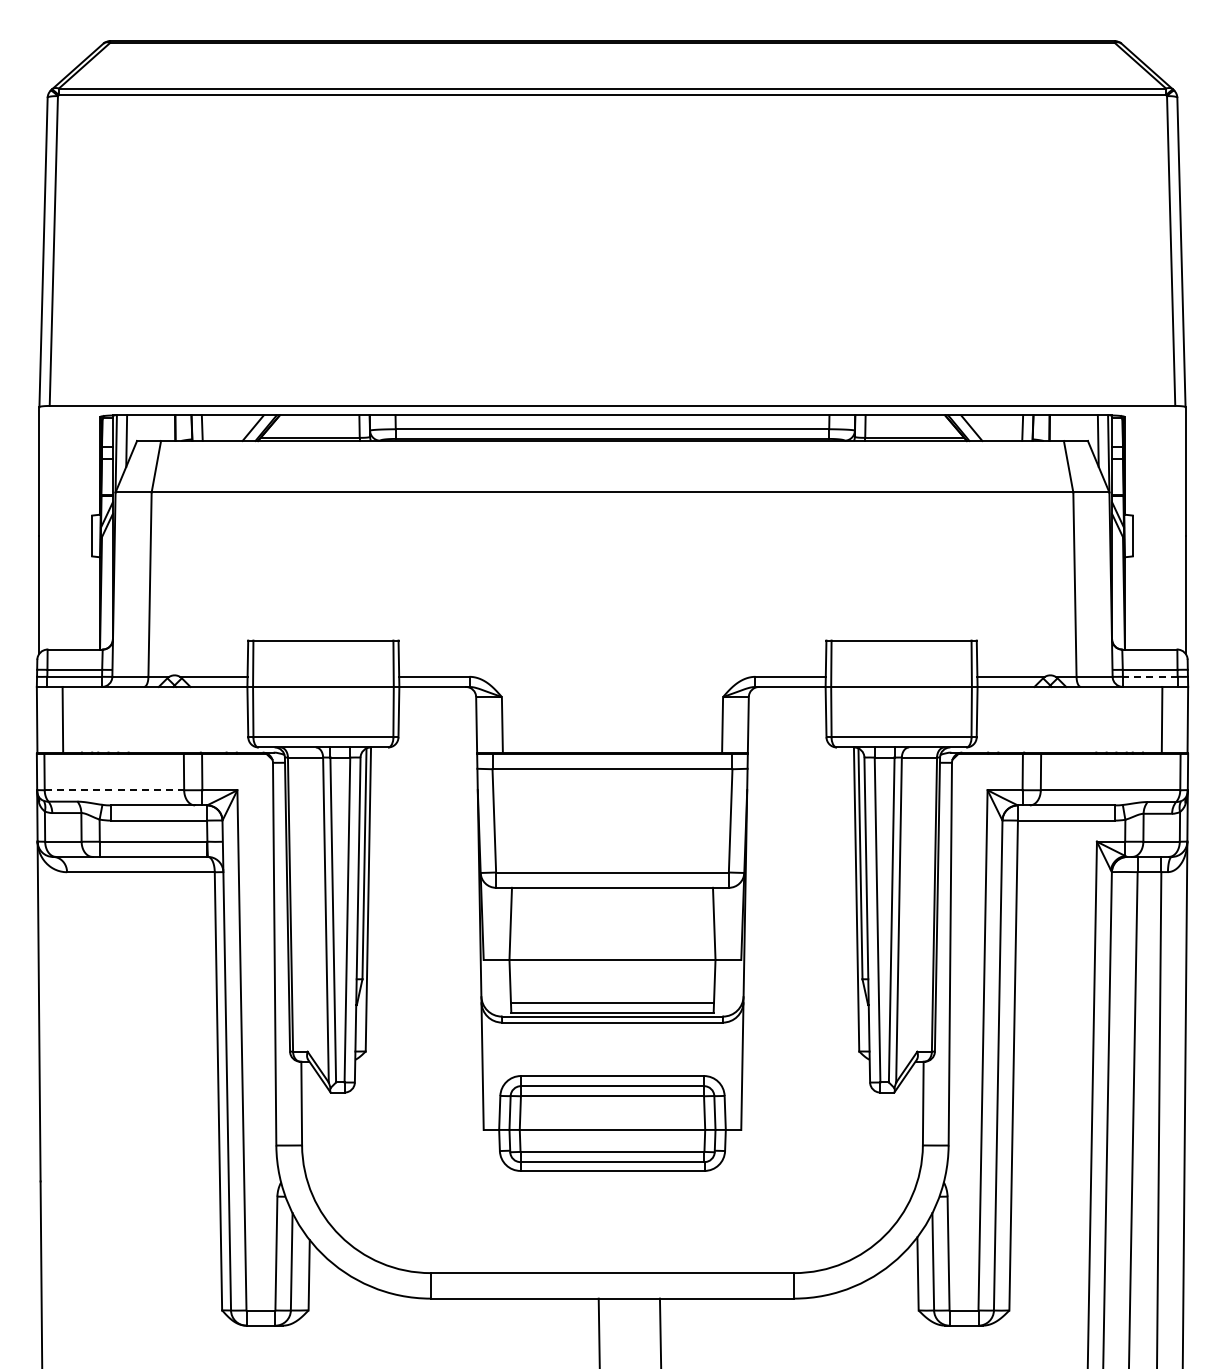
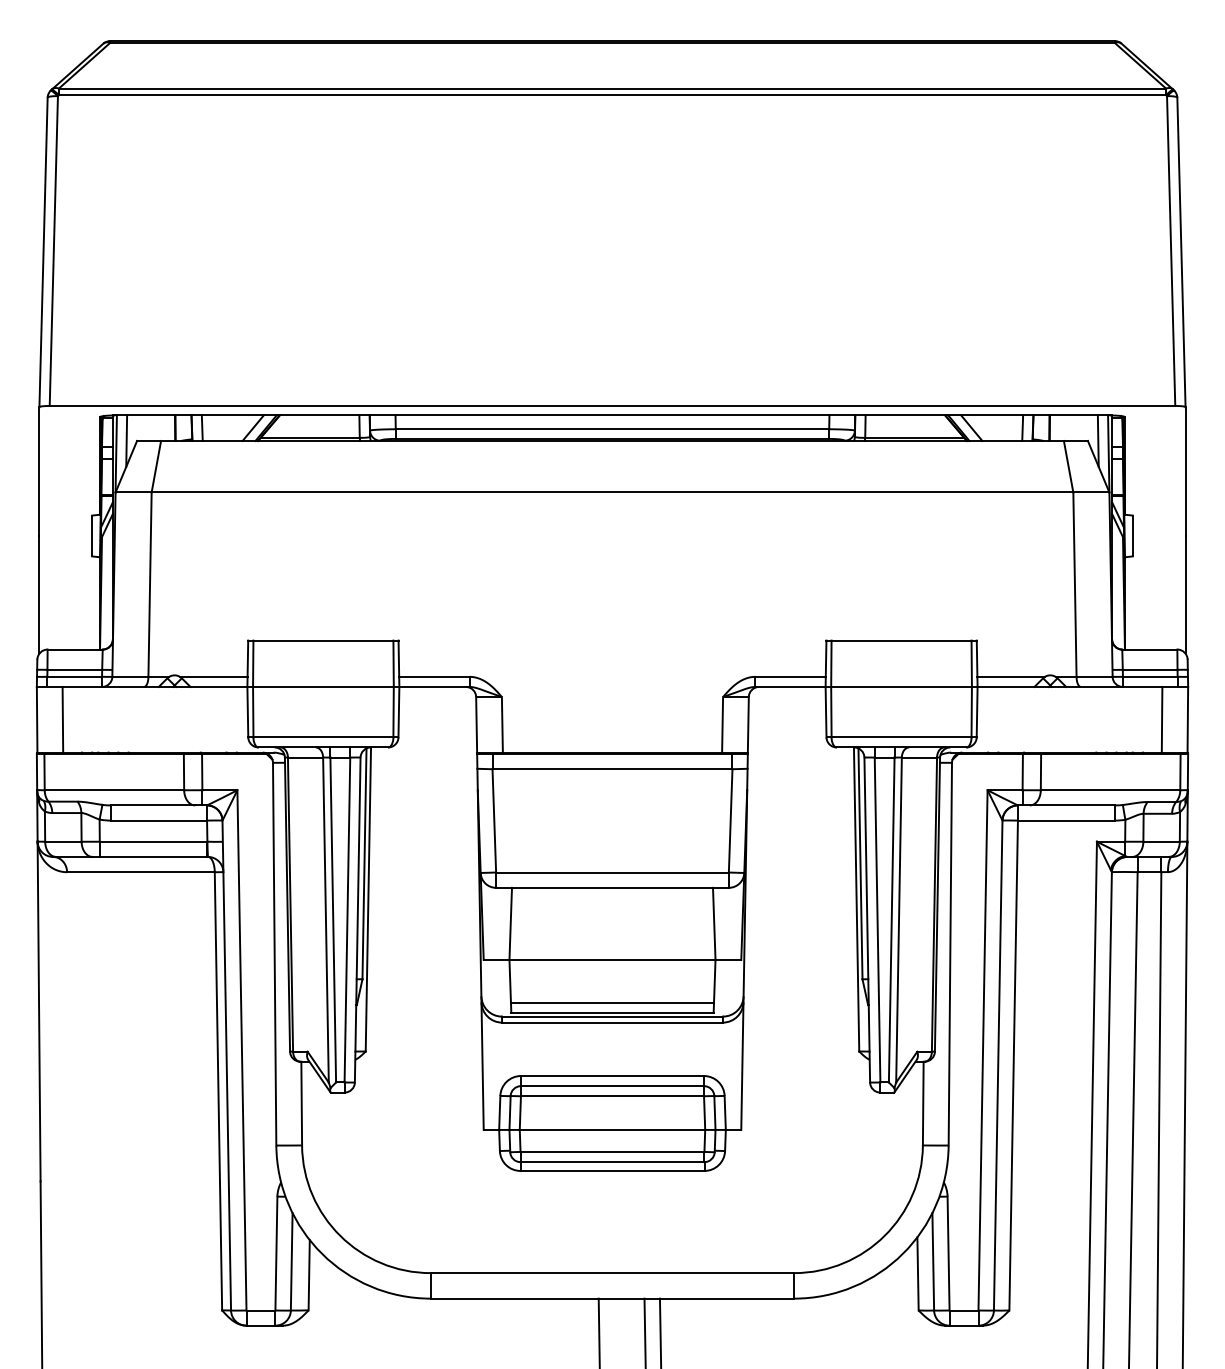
line: dashed -> solid (1149, 676)
line: dashed -> solid (114, 790)
line: none -> present (644, 1331)
